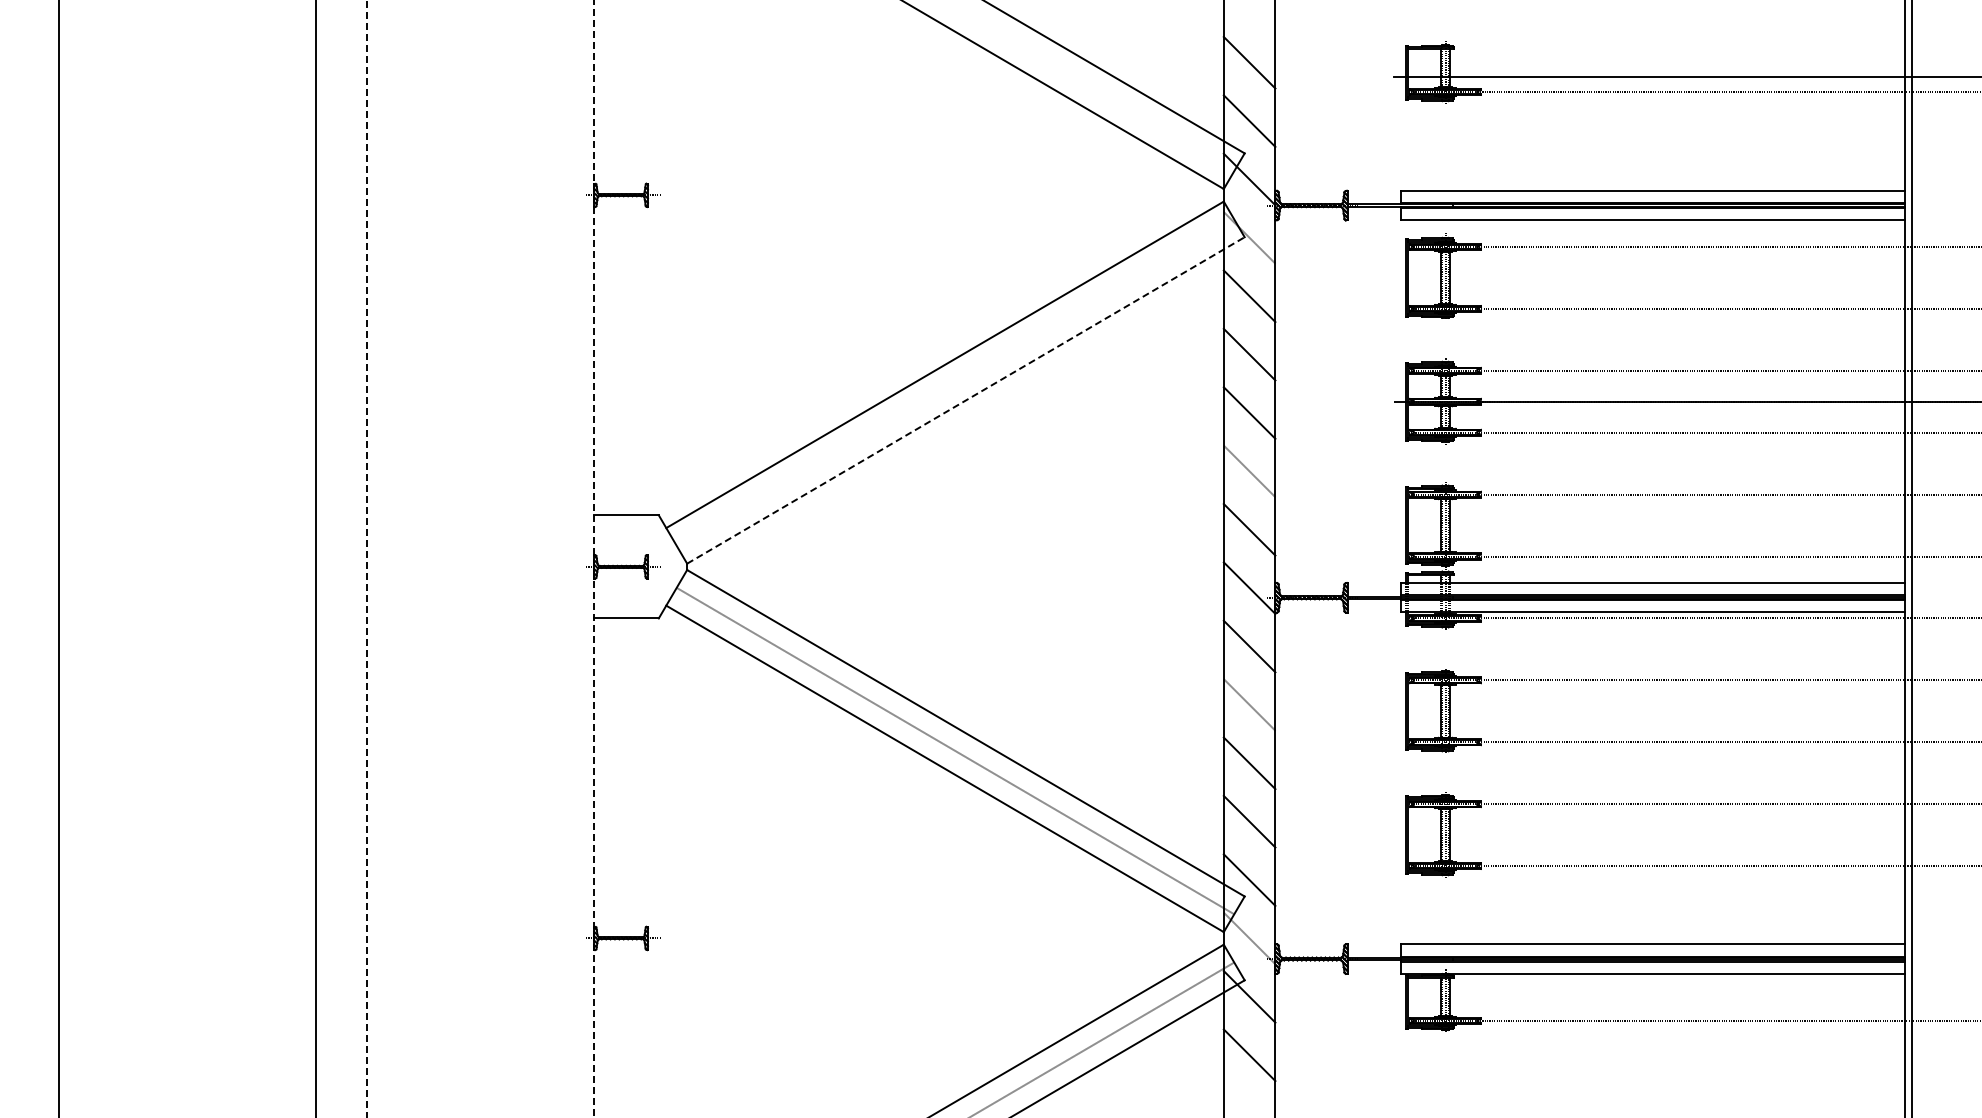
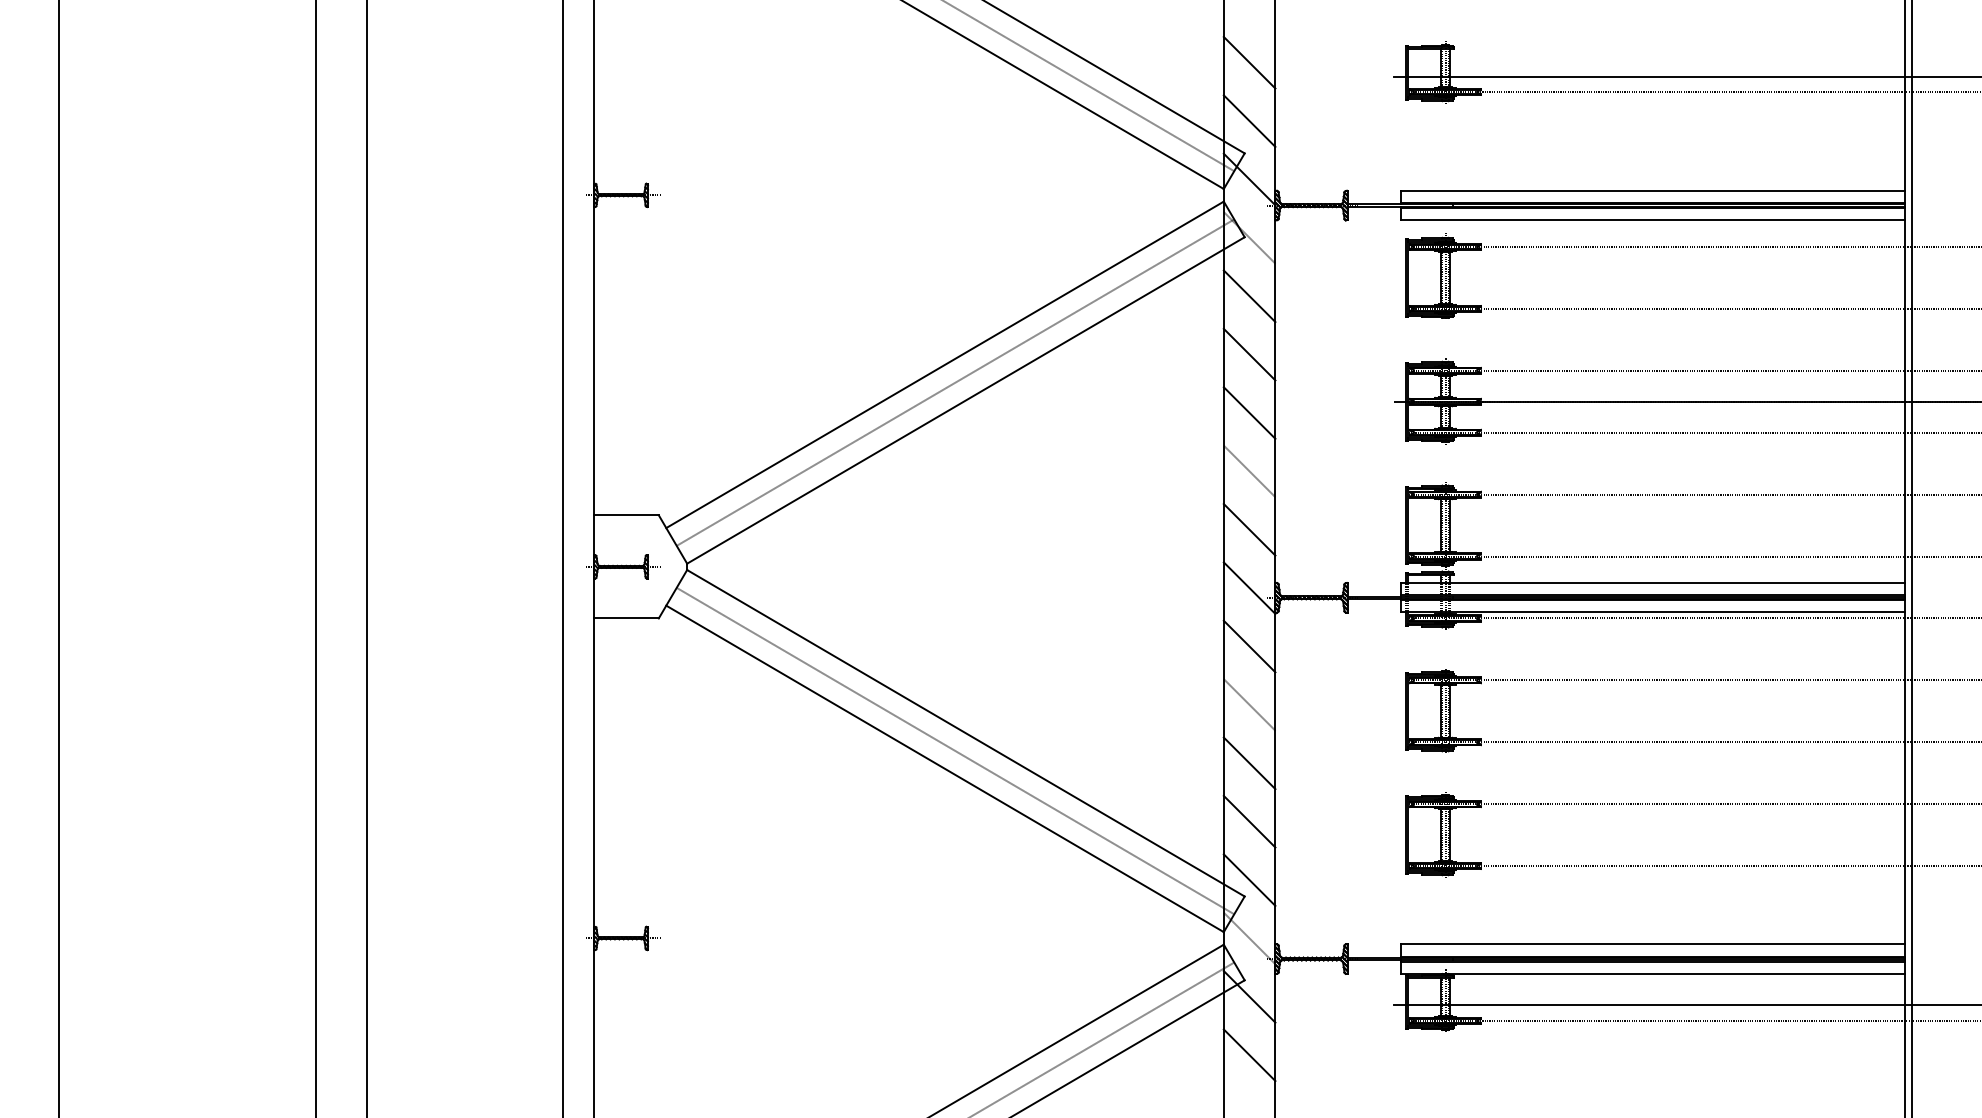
line: none -> present (1089, 86)
line: none -> present (955, 382)
line: dashed -> solid (966, 400)
line: dashed -> solid (367, 558)
line: none -> present (563, 558)
line: dashed -> solid (594, 559)
line: none -> present (1686, 1005)
